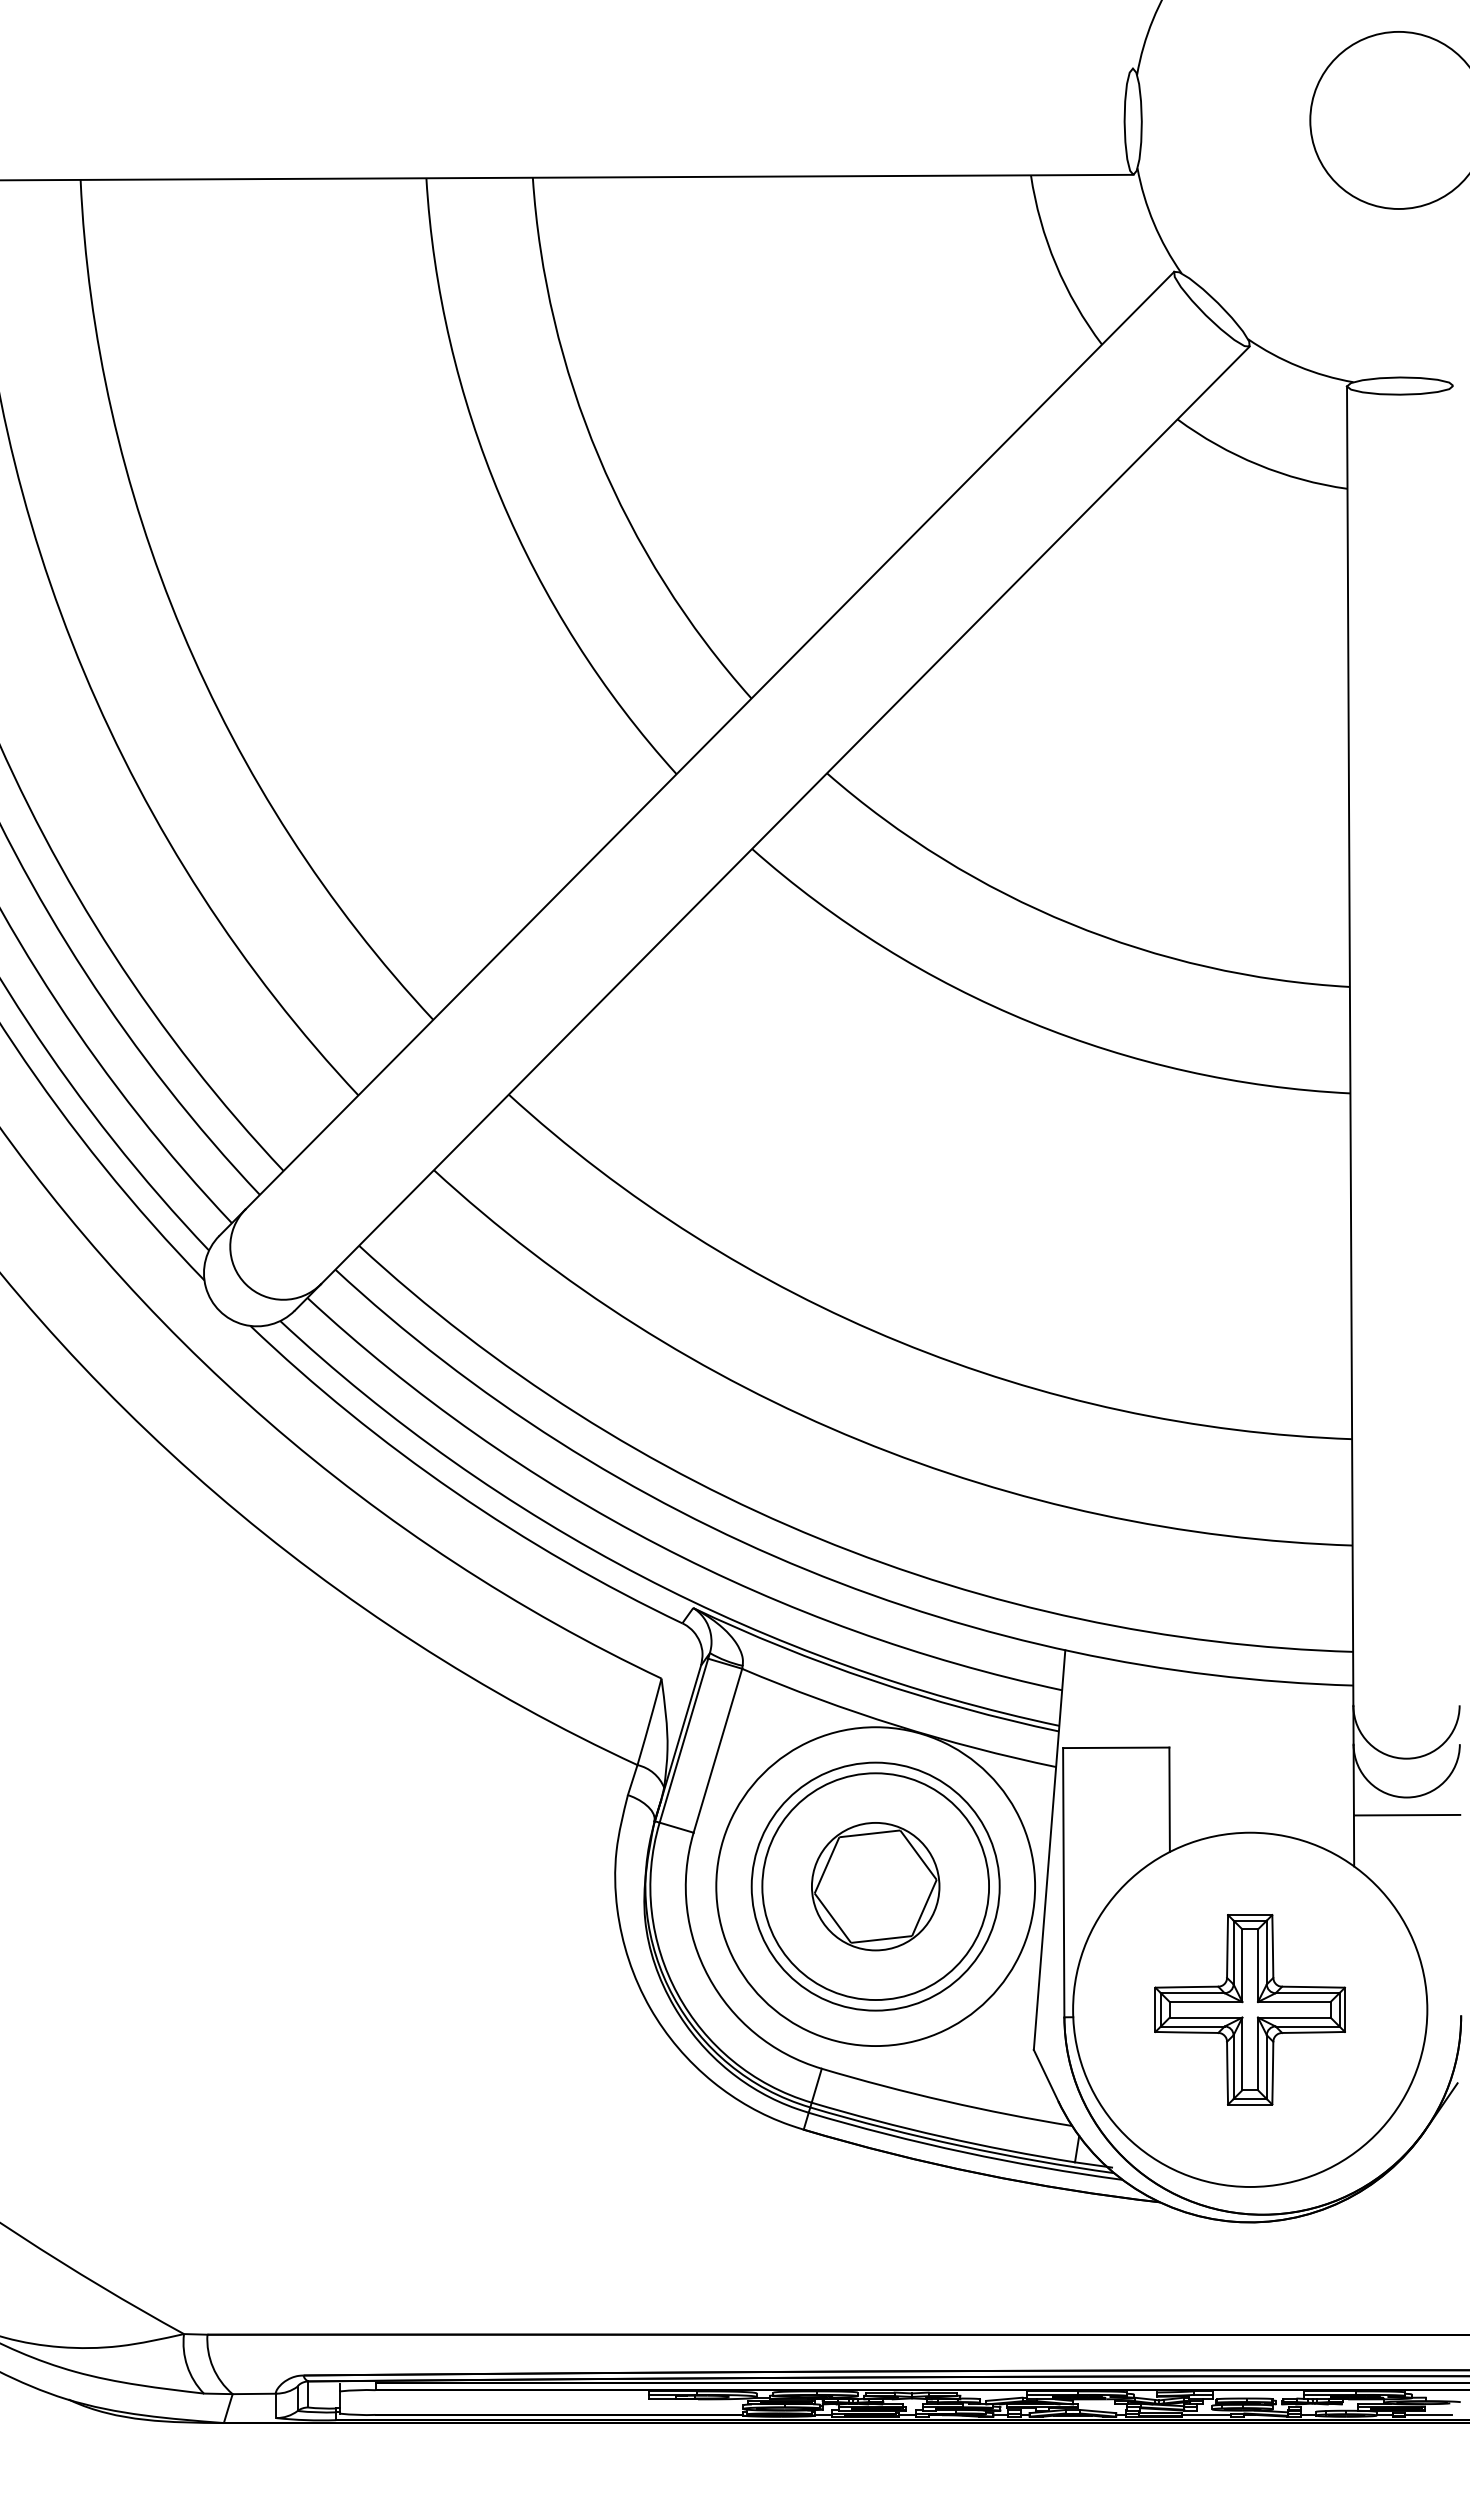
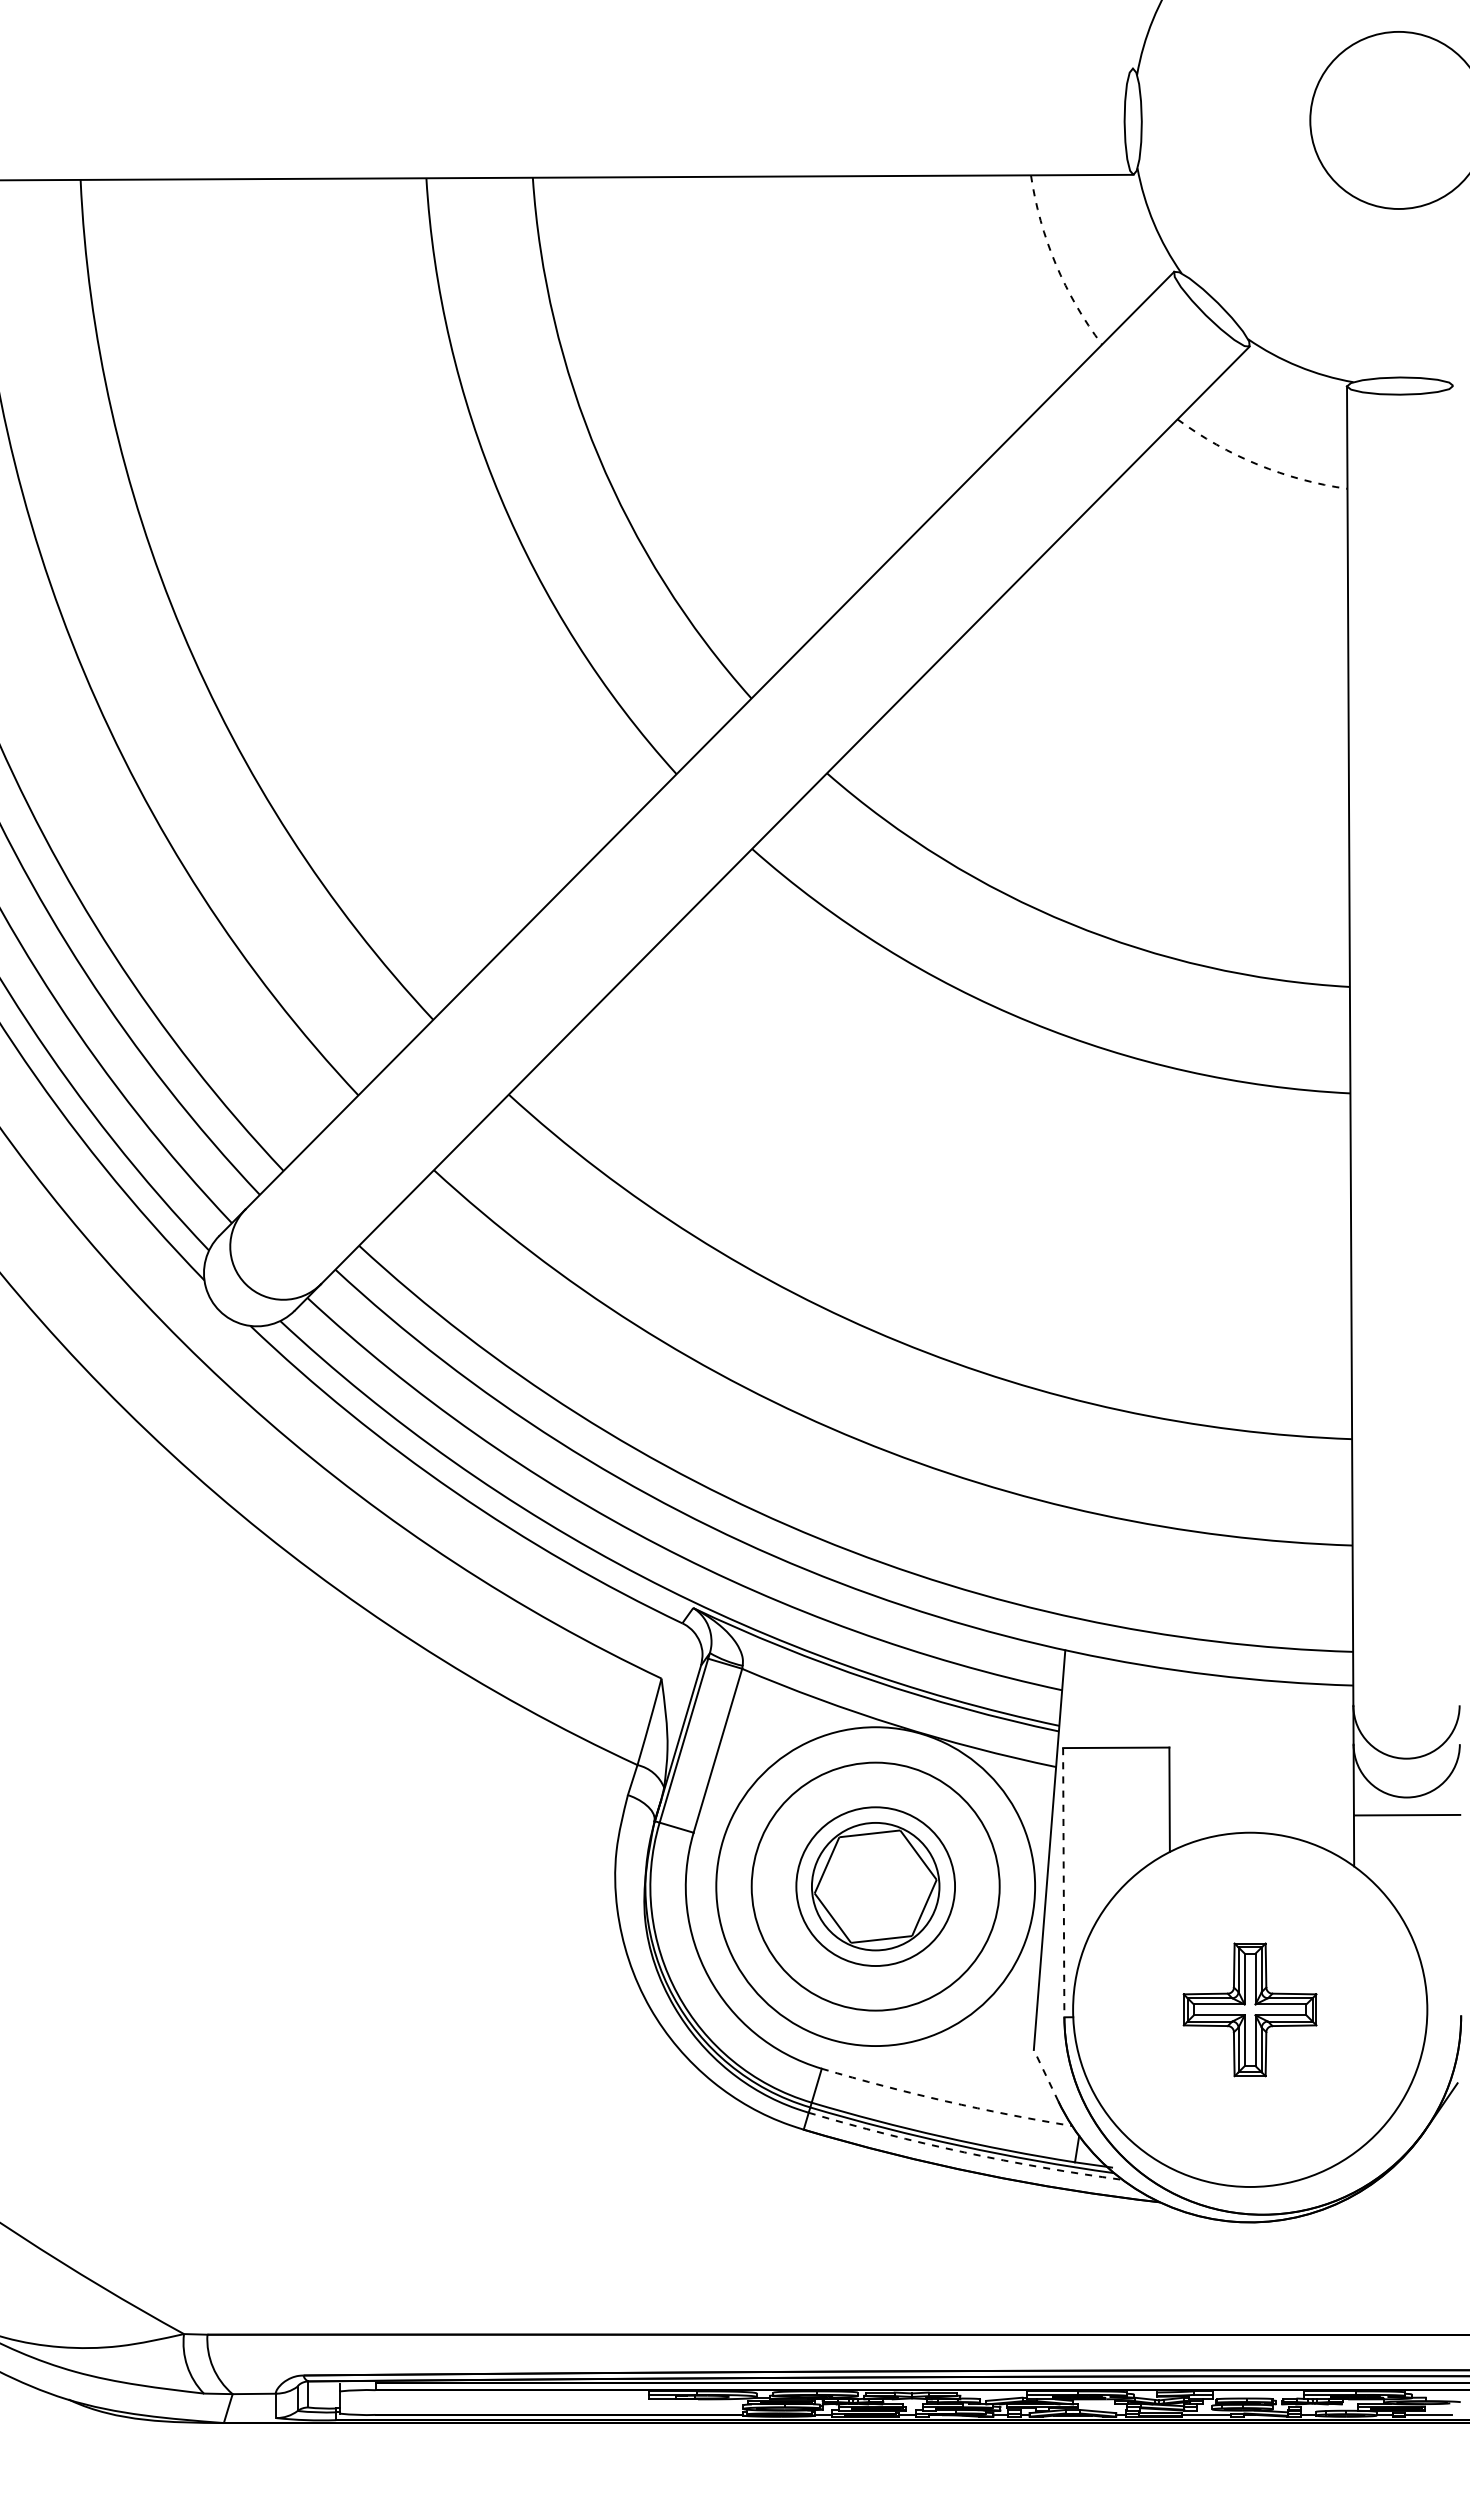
arc: solid -> dashed (1055, 264)
arc: solid -> dashed (1258, 464)
line: solid -> dashed (1063, 1882)
circle diameter: 227 px -> 159 px (875, 1886)
part size: 192x192 px -> 136x136 px (1249, 2009)
line: solid -> dashed (1045, 2075)
arc: solid -> dashed (946, 2101)
arc: solid -> dashed (964, 2152)
